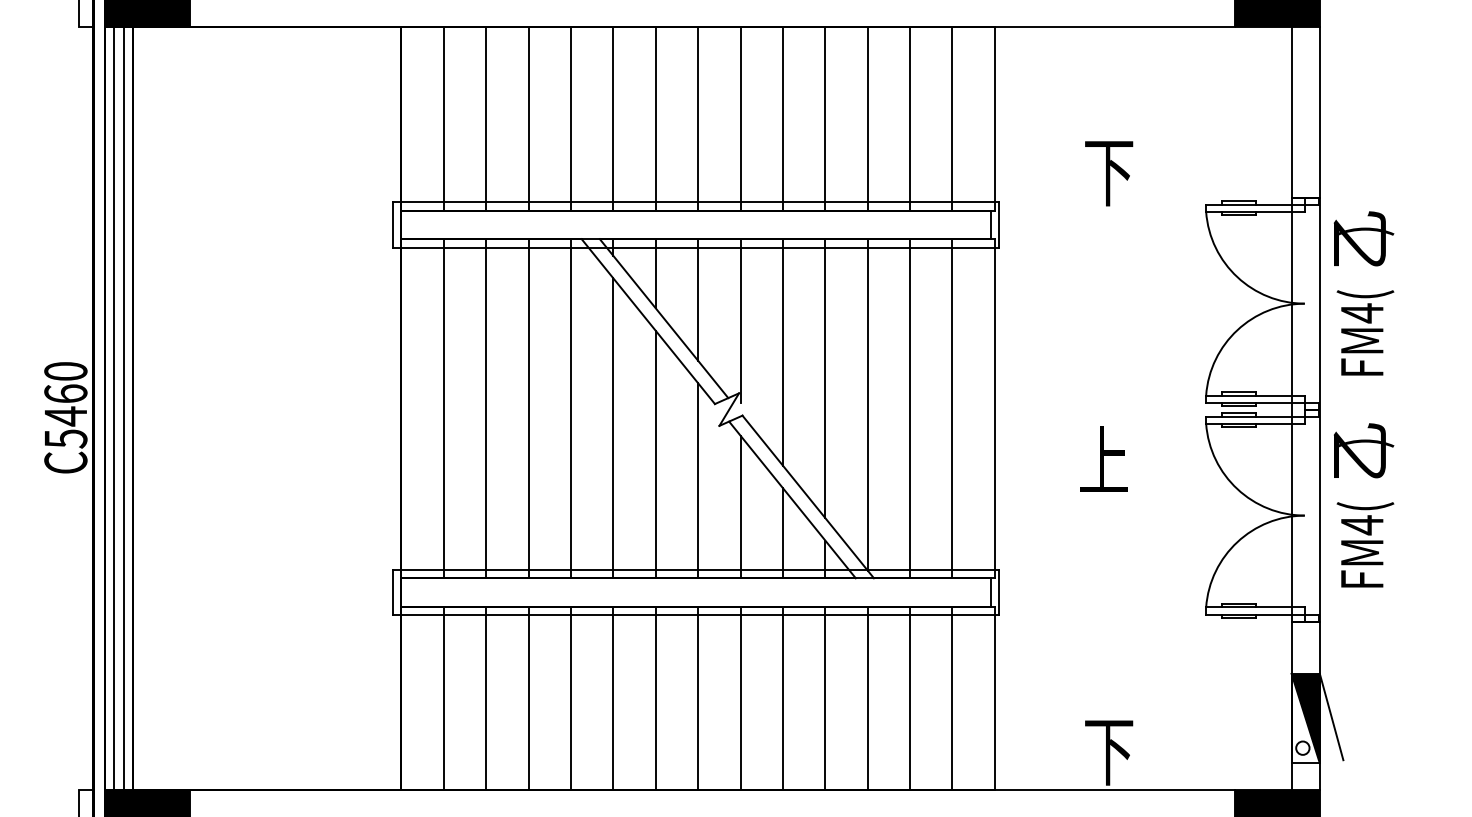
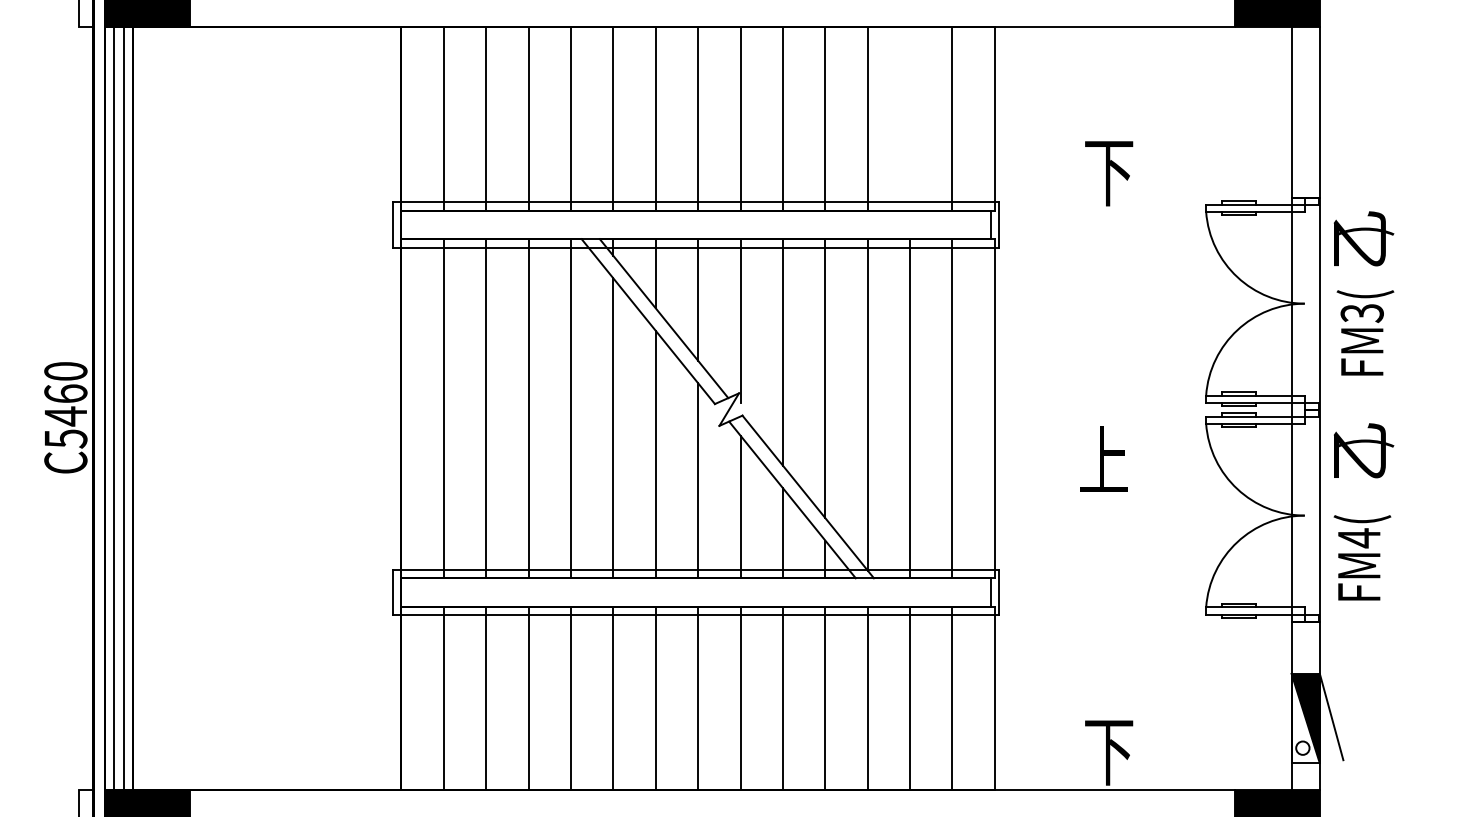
line: present -> none (910, 118)
text: FM4( -> FM3( (1361, 313)
text position: (1365, 544) -> (1362, 557) (1362, 557)
